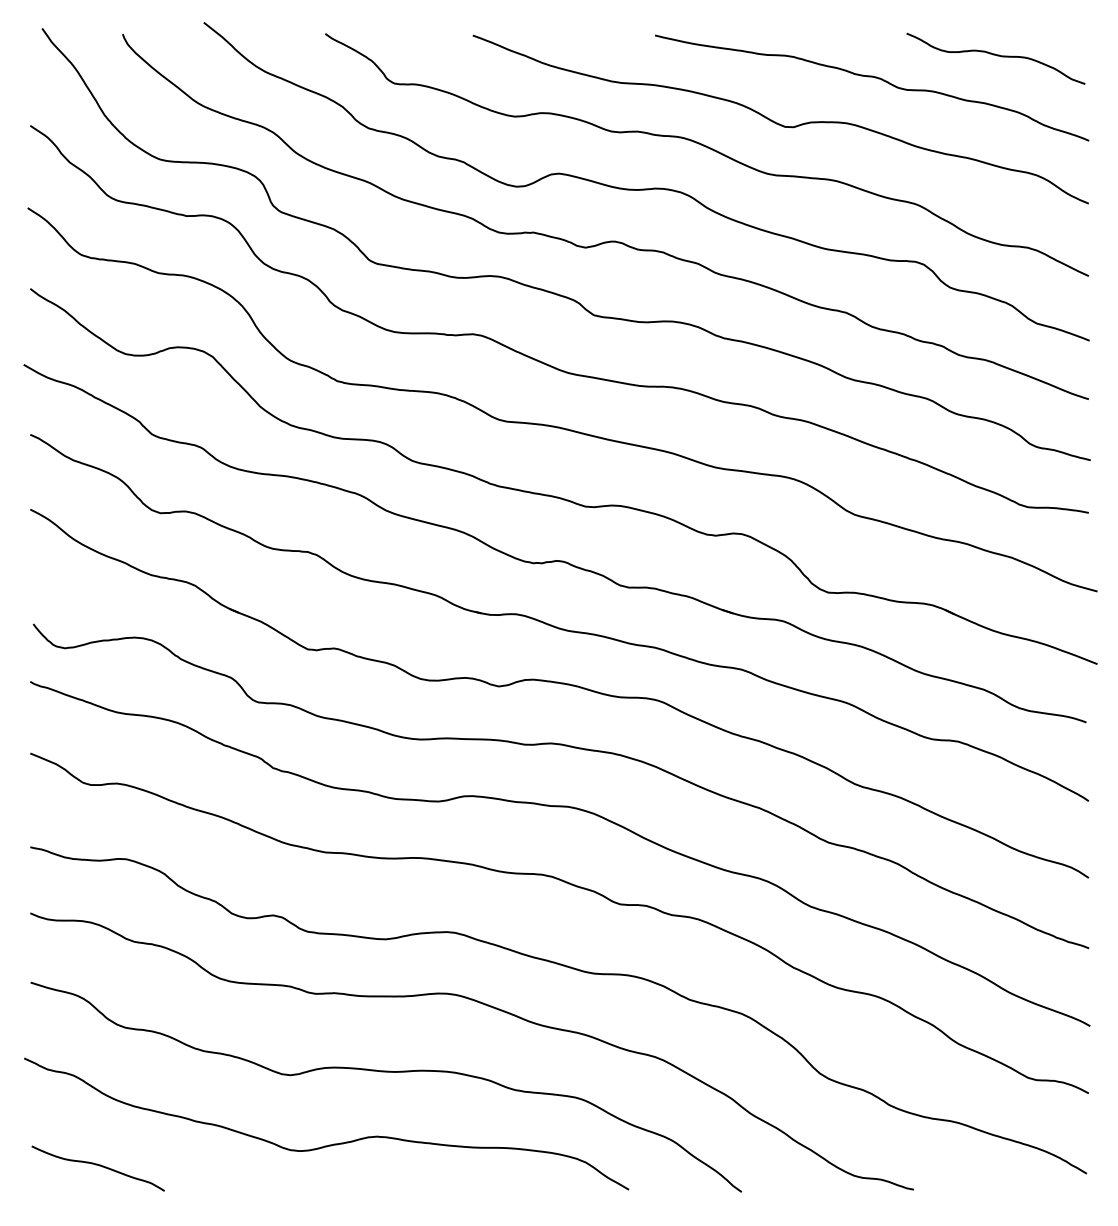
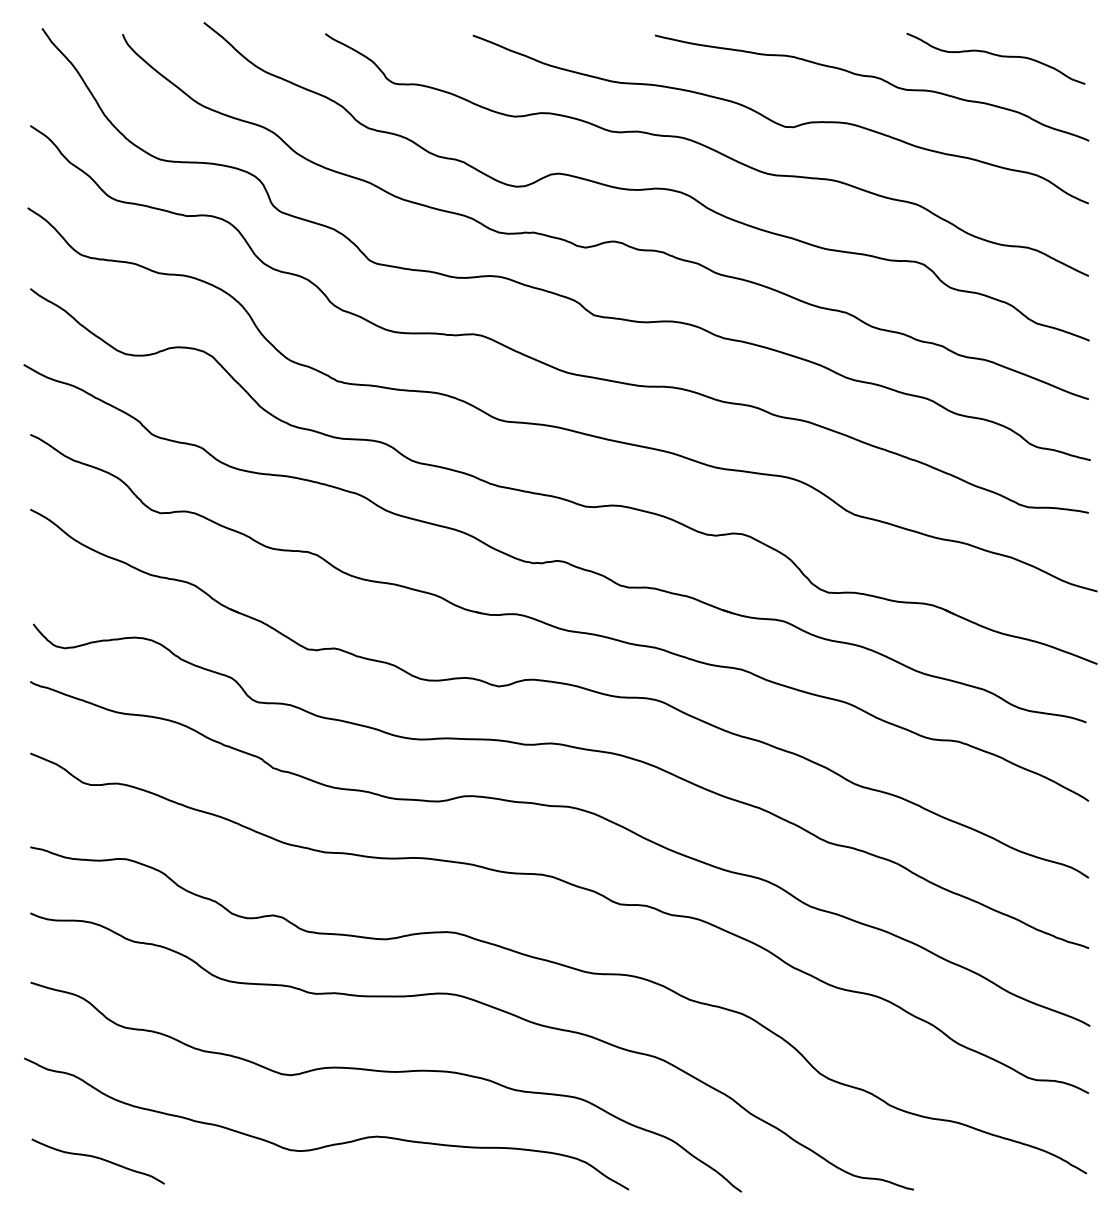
curve position: (99, 1166) -> (99, 1159) (99, 1159)
